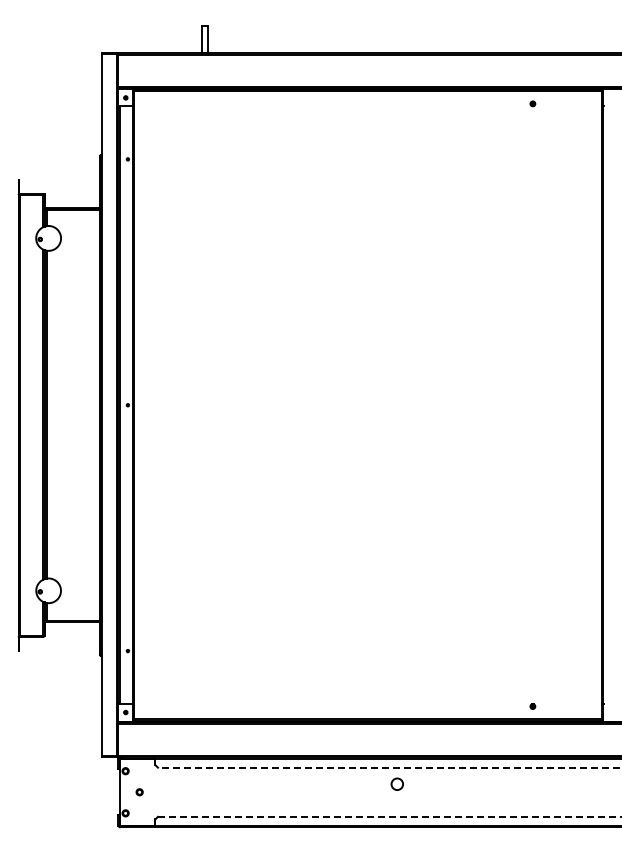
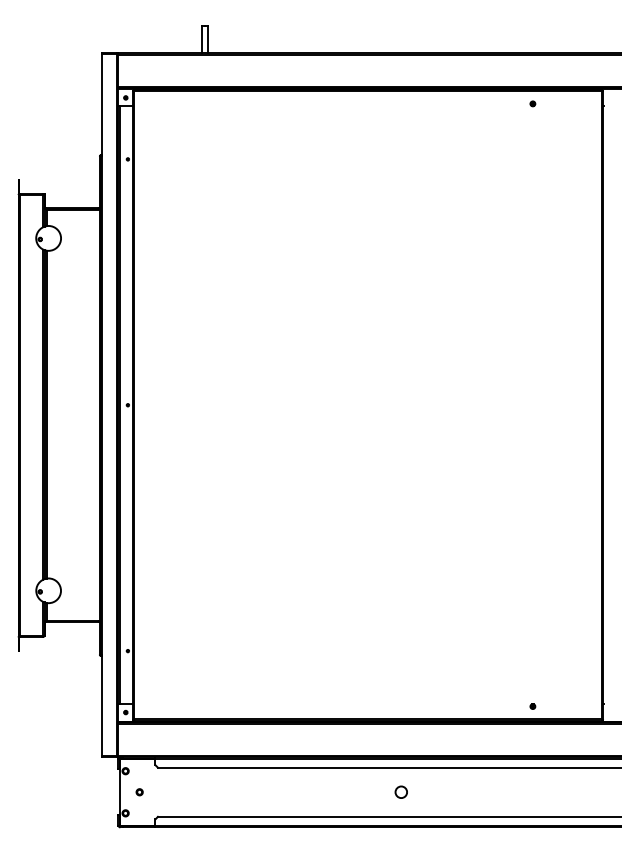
line: dashed -> solid (389, 767)
circle position: (396, 783) -> (400, 791) (400, 791)
line: dashed -> solid (389, 816)
